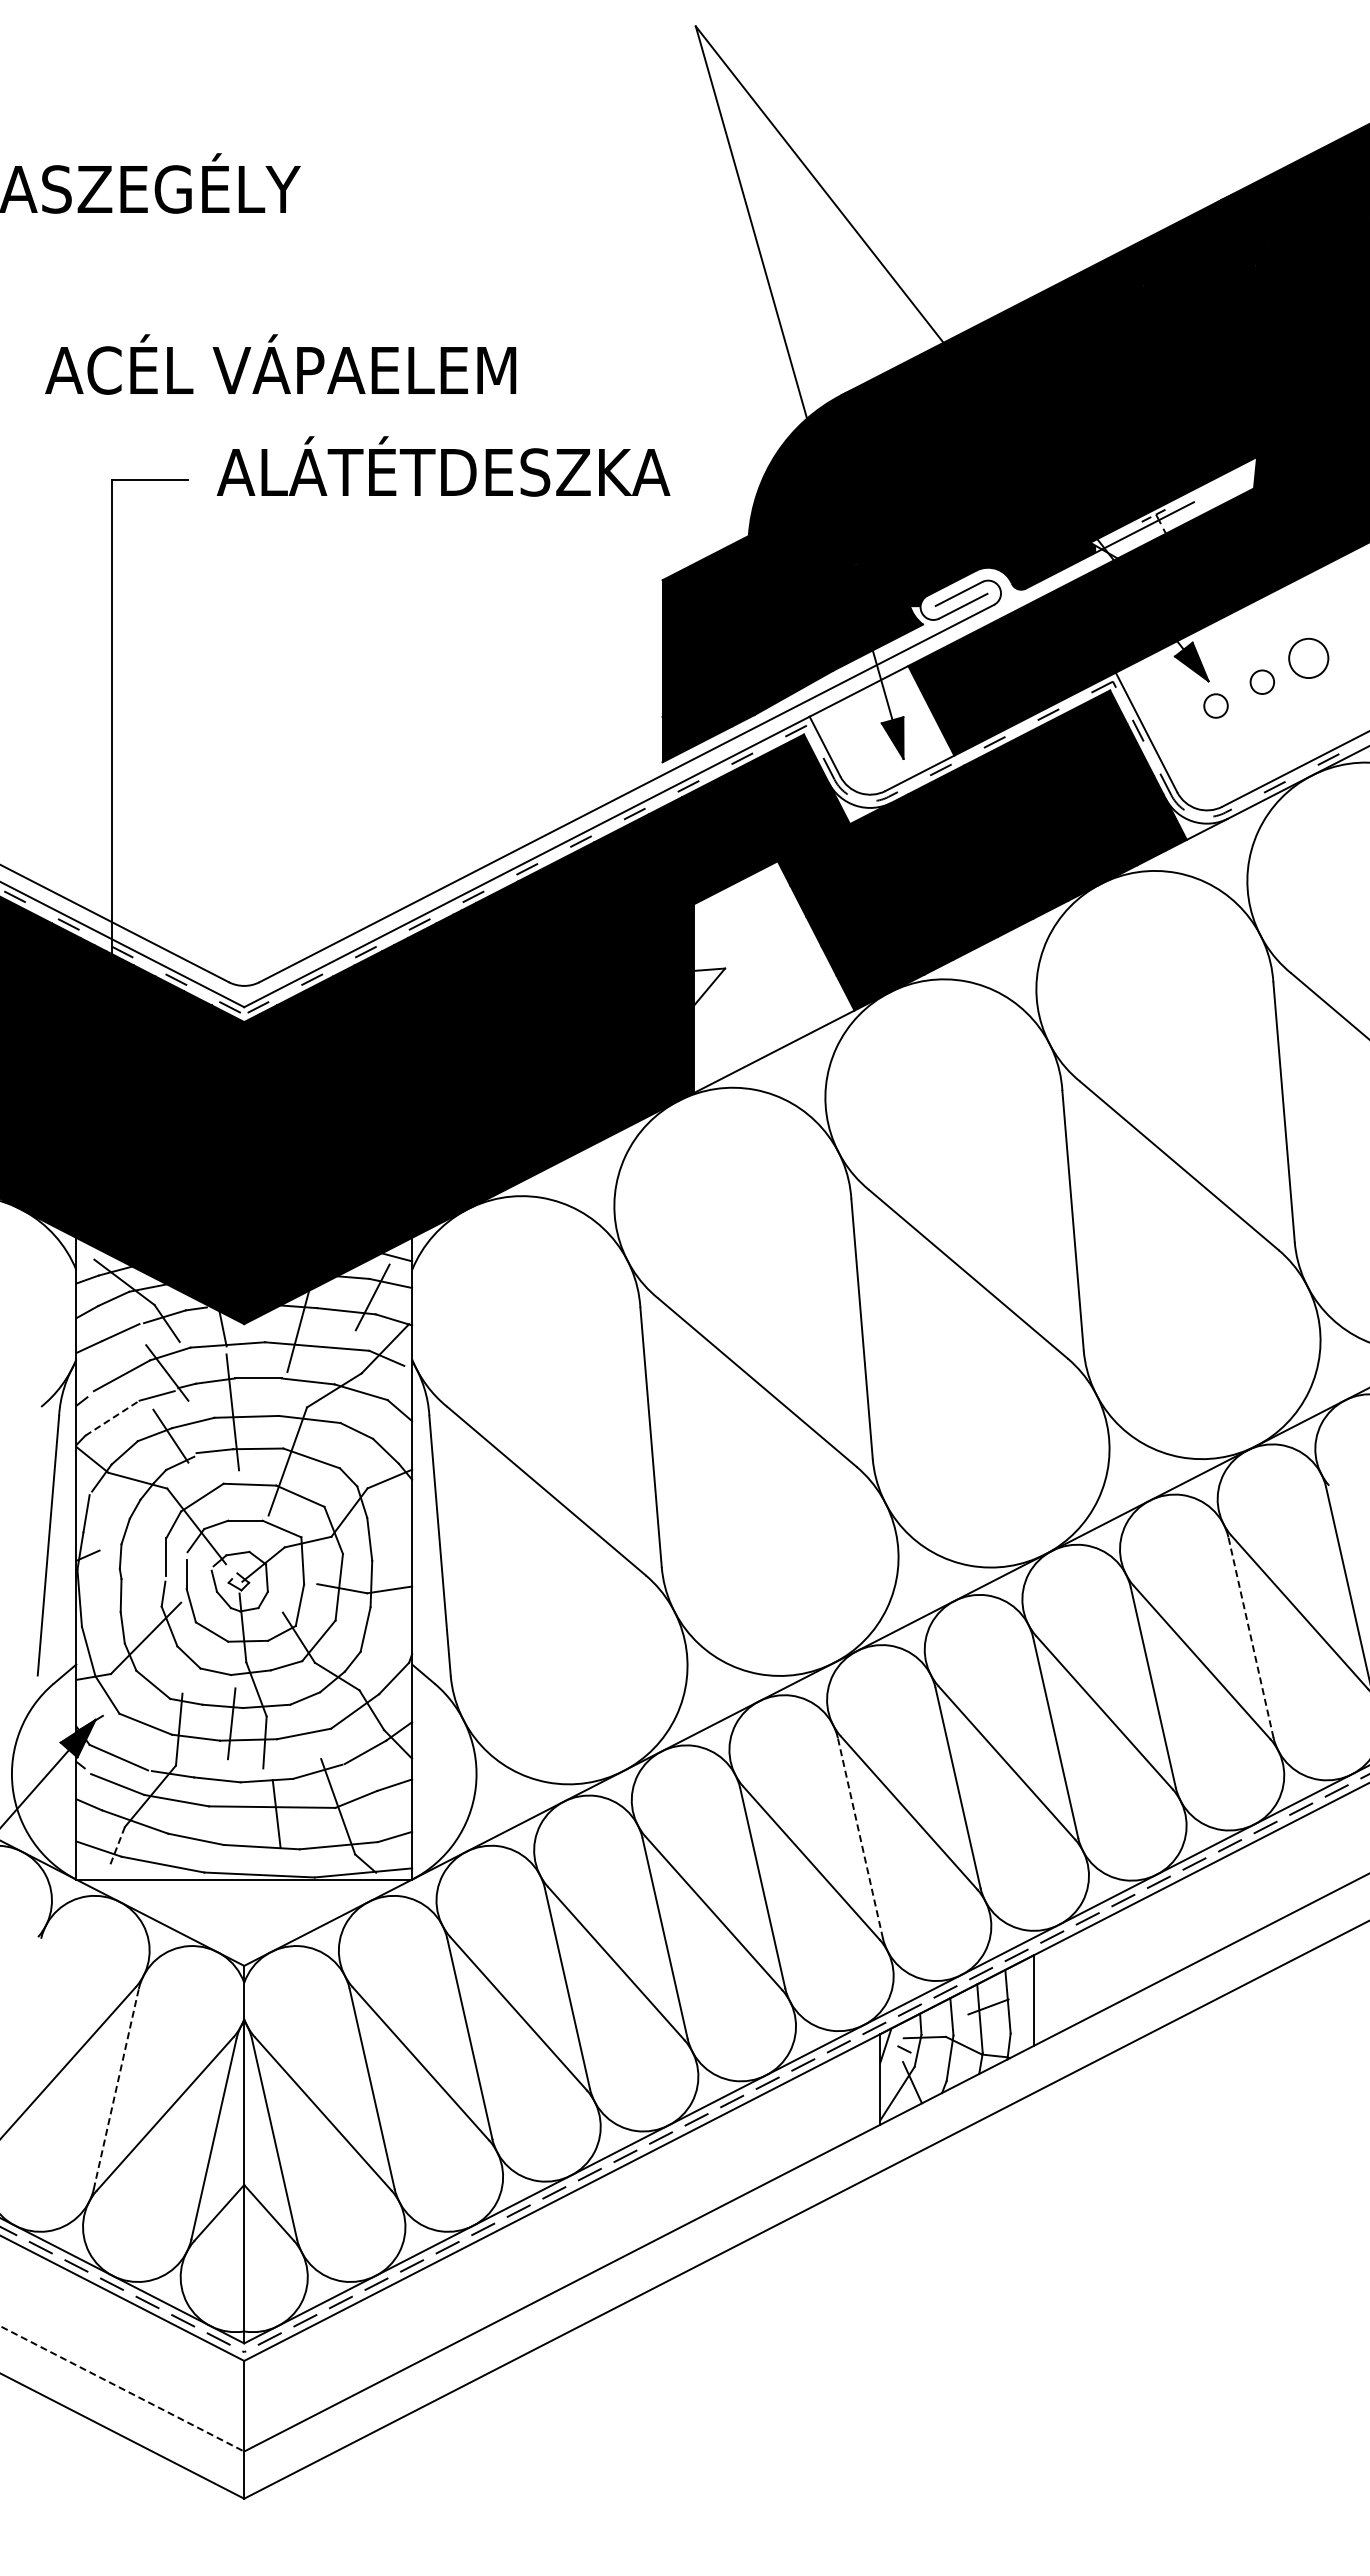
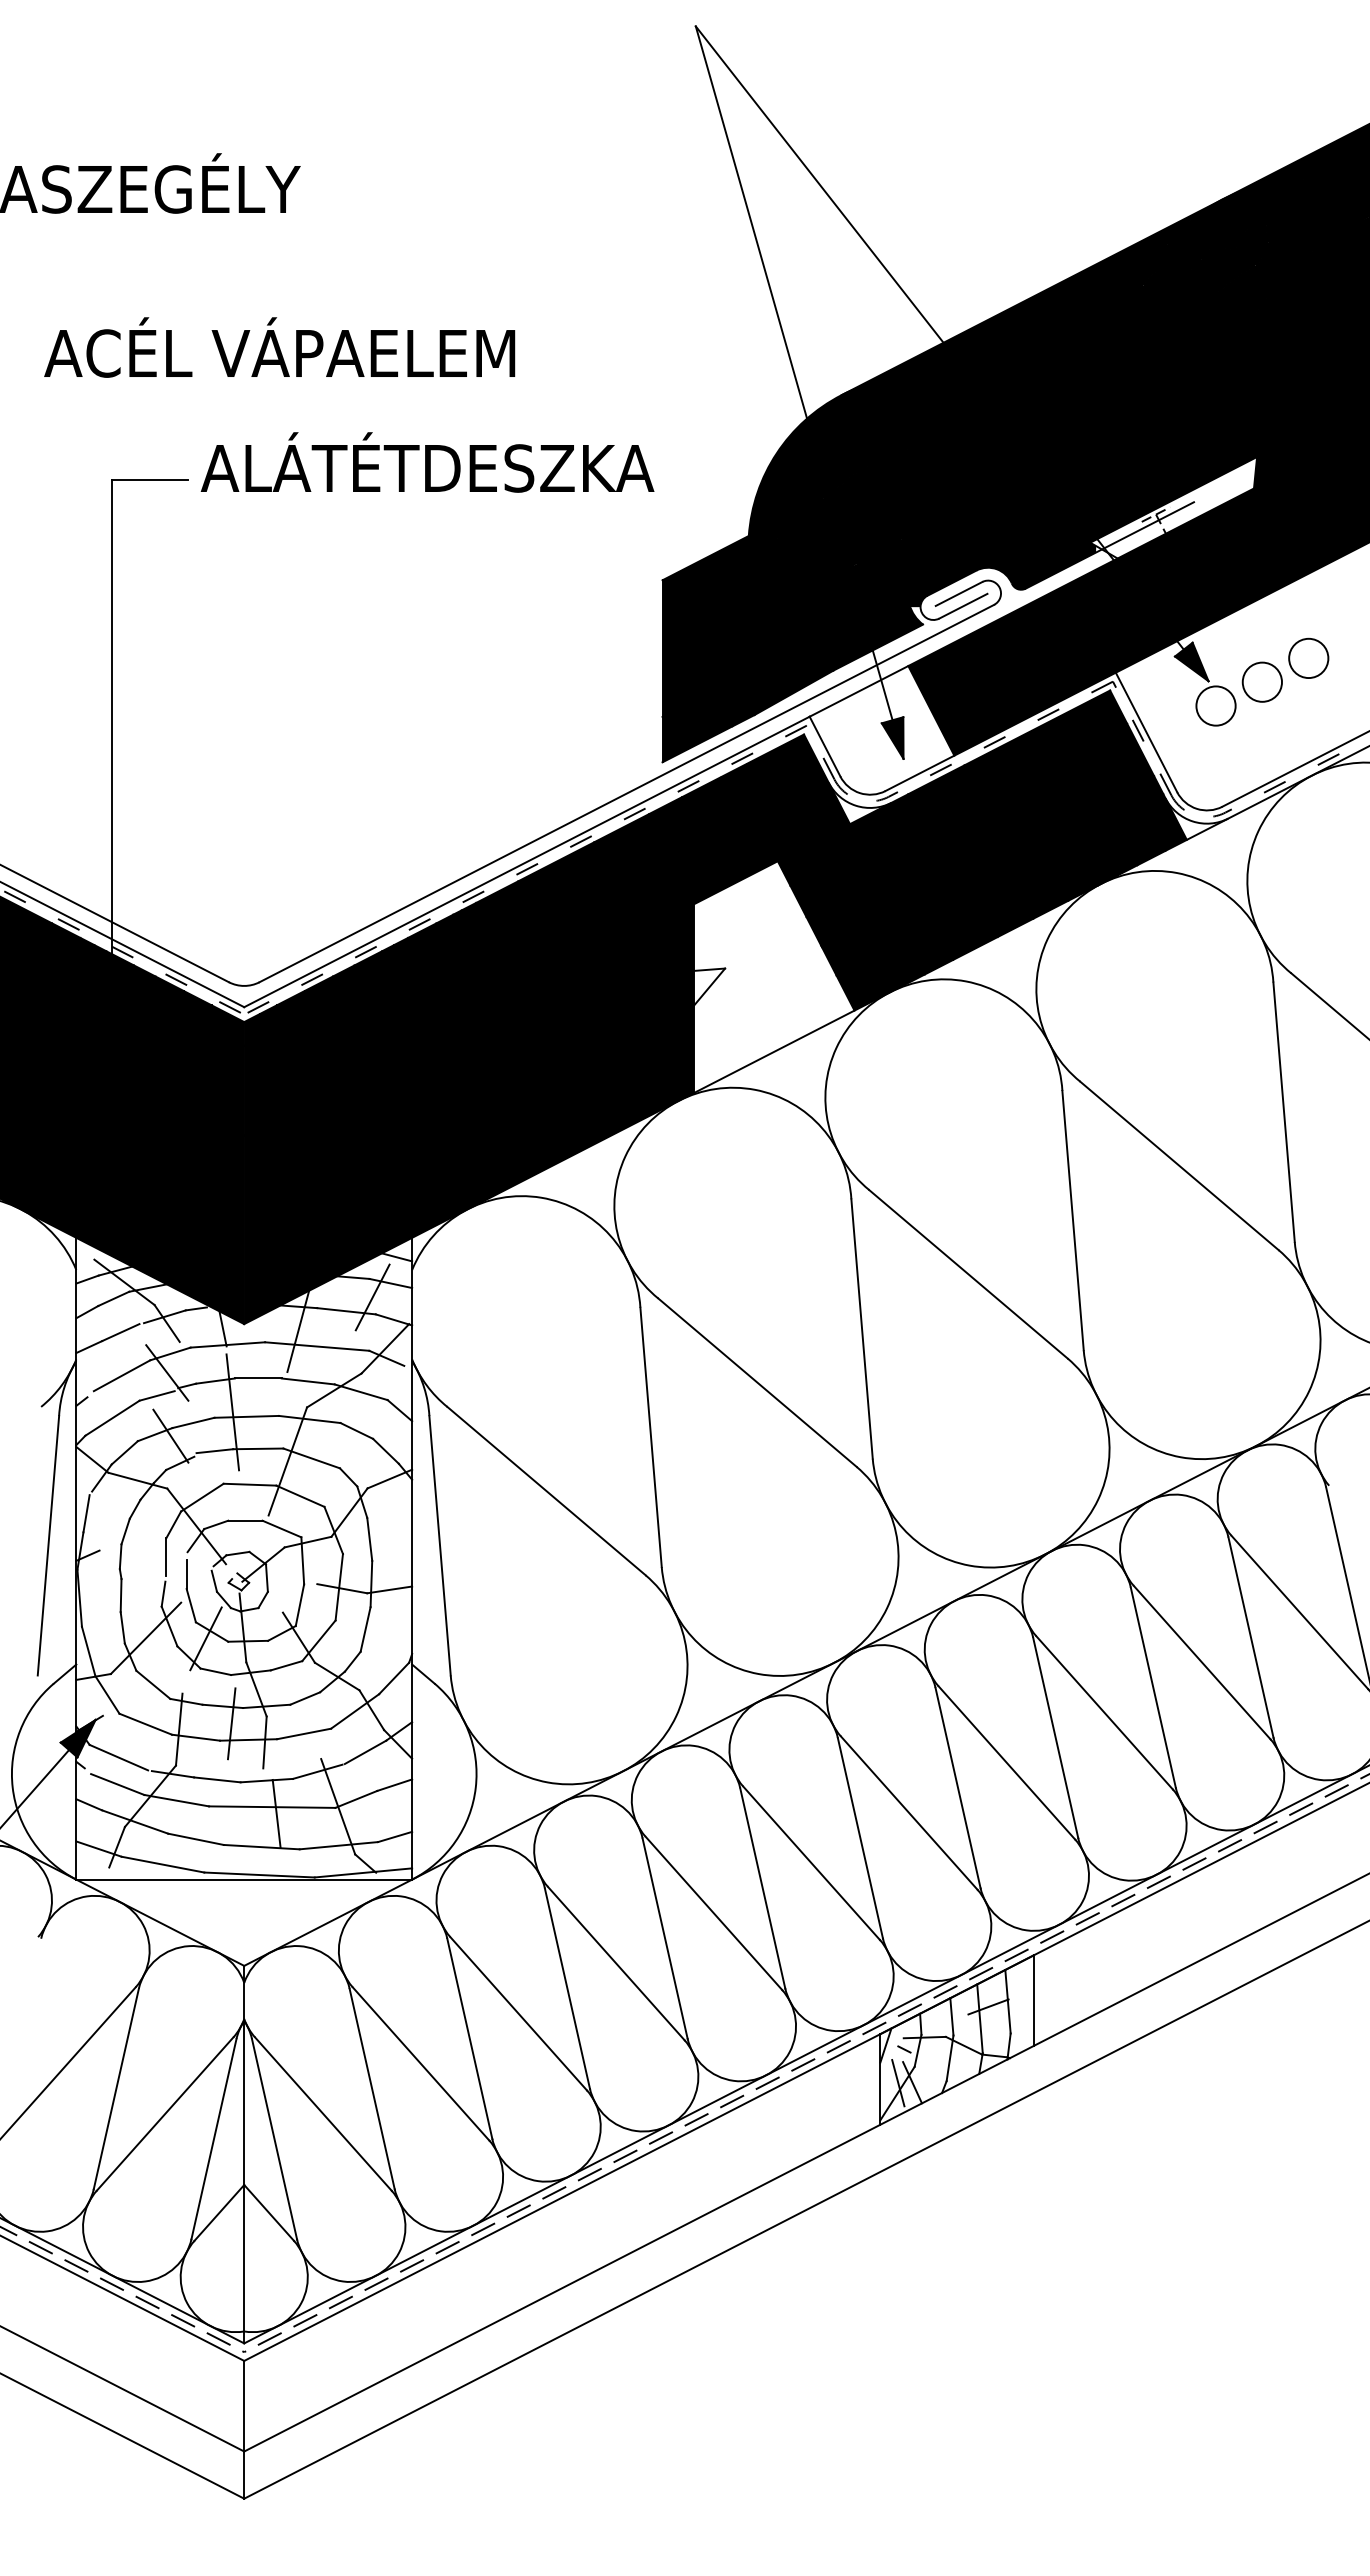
text position: (280, 364) -> (279, 347) (279, 347)
text position: (443, 466) -> (427, 462) (427, 462)
circle diameter: 24 px -> 39 px (1261, 681)
circle diameter: 24 px -> 39 px (1215, 705)
line: dashed -> solid (112, 1417)
line: dashed -> solid (1251, 1637)
line: none -> present (205, 1638)
line: dashed -> solid (860, 1838)
line: dashed -> solid (117, 1847)
line: none -> present (898, 2083)
line: dashed -> solid (116, 2089)
line: dashed -> solid (122, 2388)
